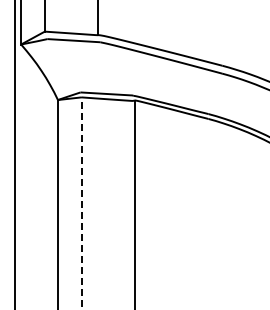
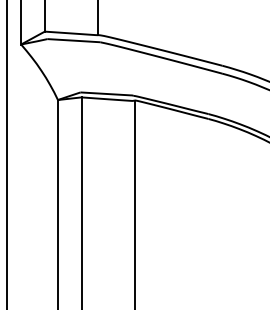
line position: (14, 154) -> (6, 154) (6, 154)
line: dashed -> solid (81, 203)
